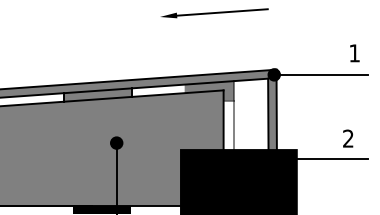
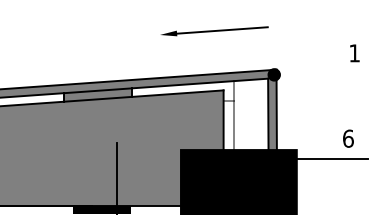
part position: (214, 13) -> (214, 31) (214, 31)
line: present -> none (321, 74)
fill: present -> none (209, 90)
text: 2 -> 6 (348, 138)
fill: present -> none (116, 142)
